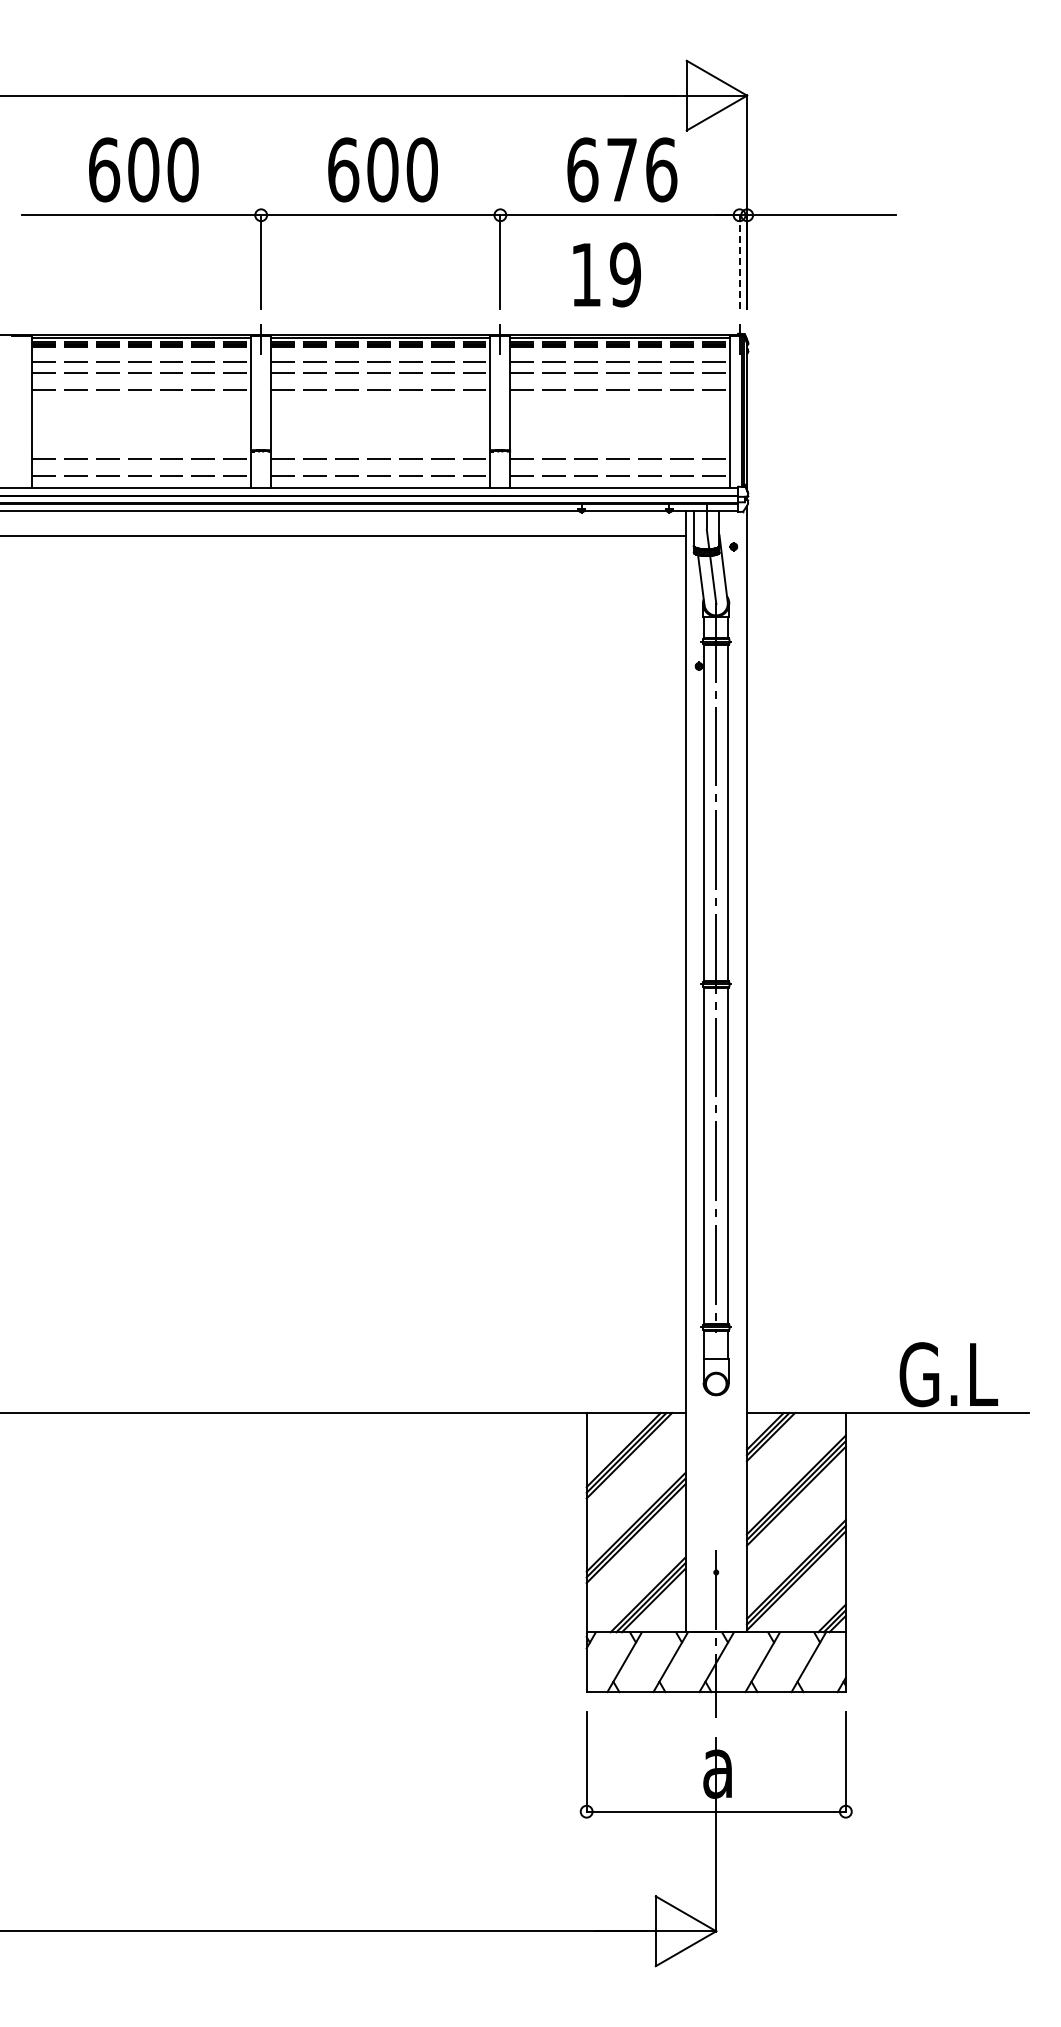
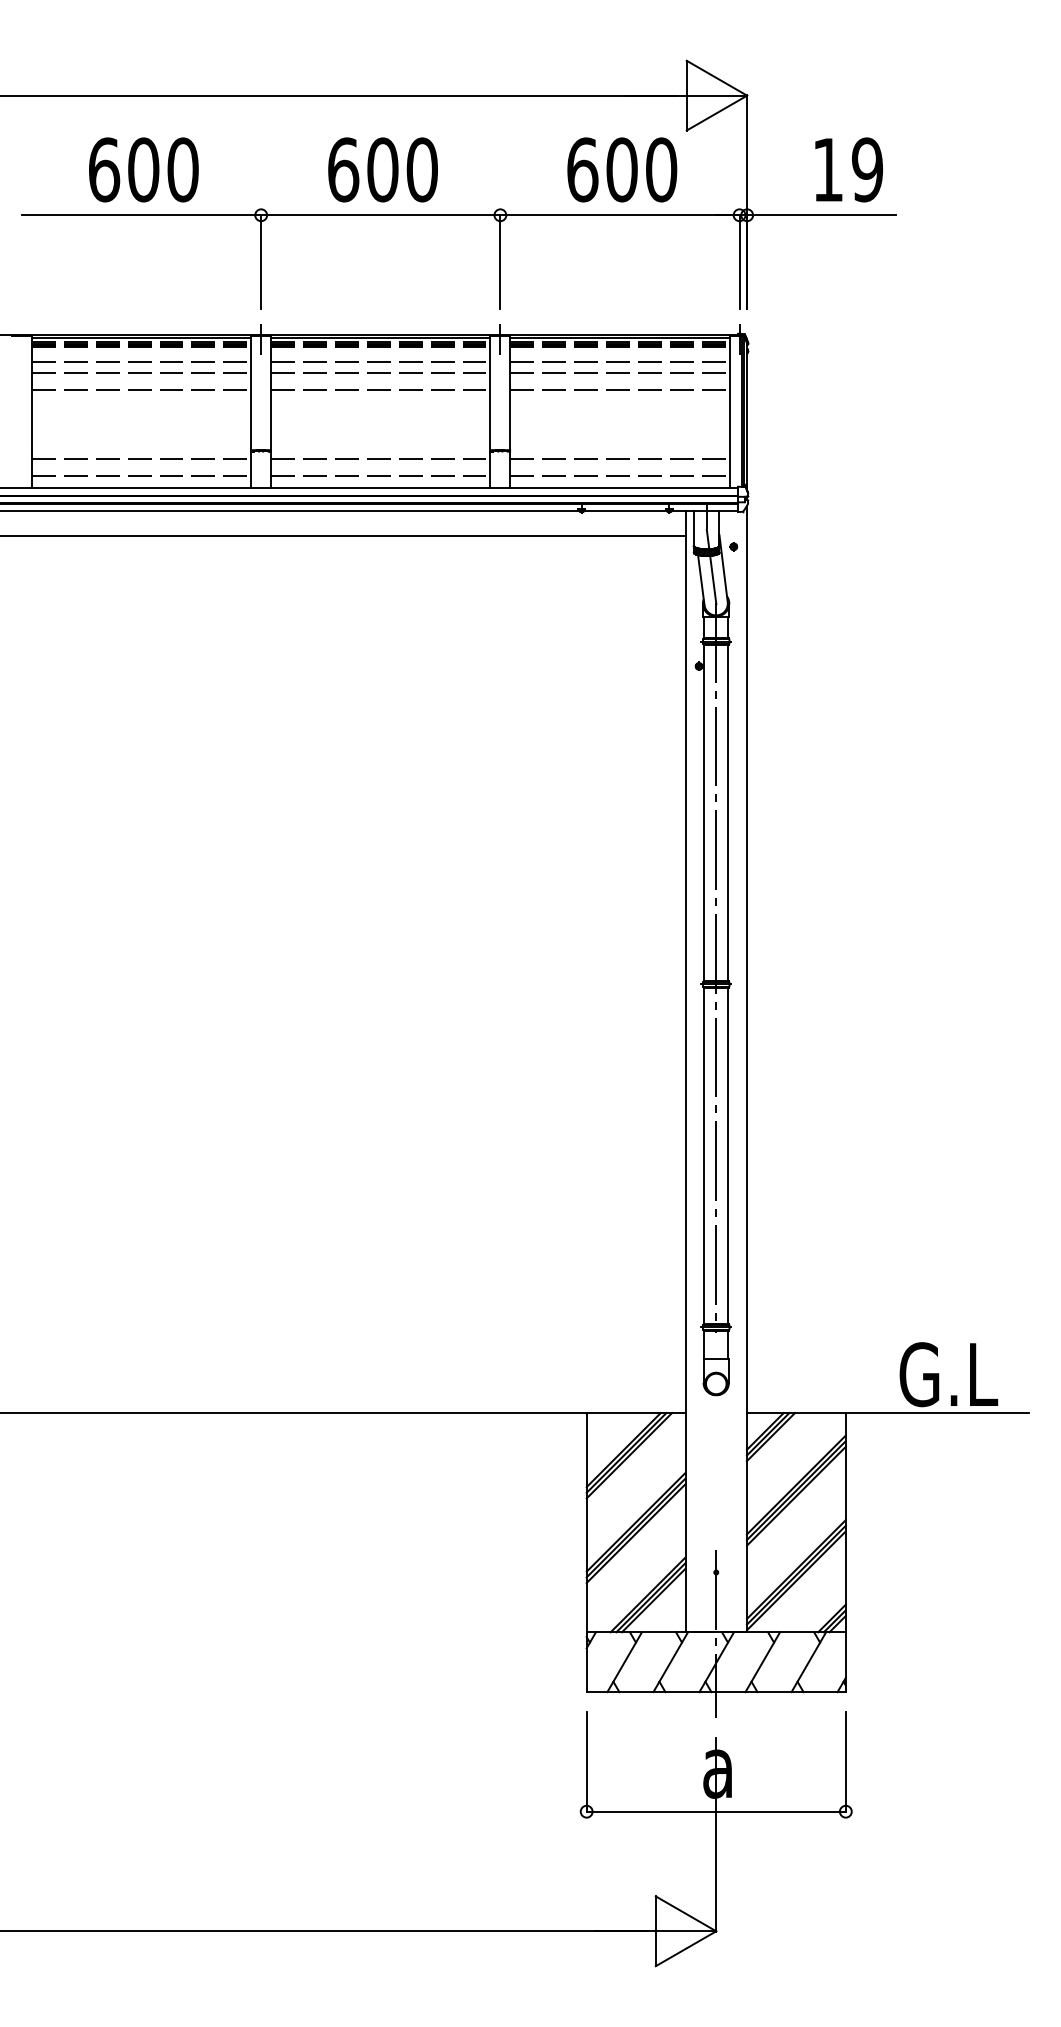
text: 676 -> 600 (641, 169)
line: dashed -> solid (739, 261)
text position: (606, 274) -> (848, 169) (848, 169)
